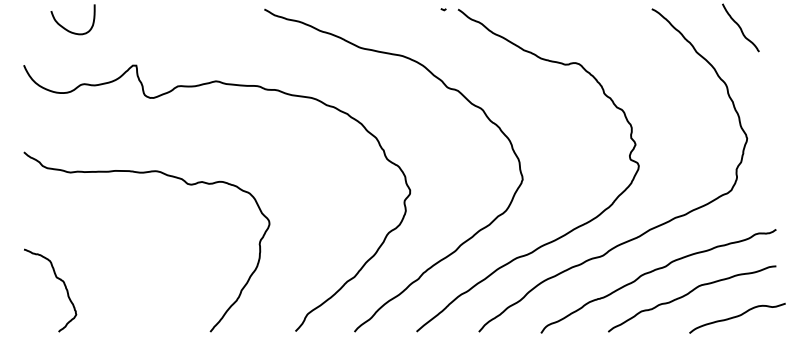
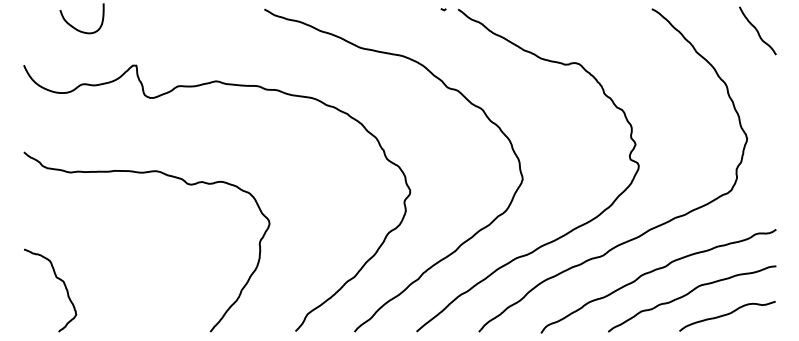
curve position: (740, 27) -> (757, 30) (757, 30)
curve position: (66, 28) -> (75, 27) (75, 27)
curve position: (737, 317) -> (727, 315) (727, 315)
